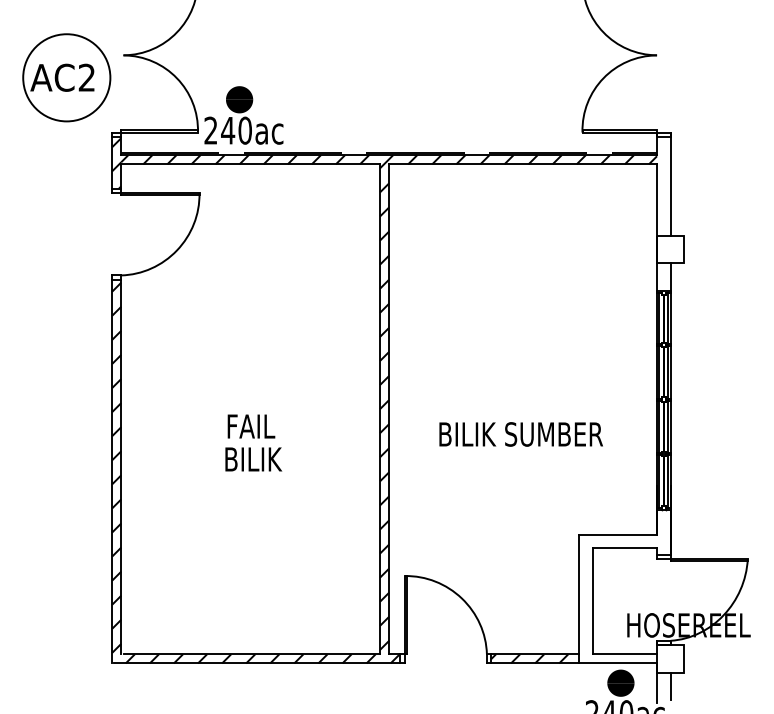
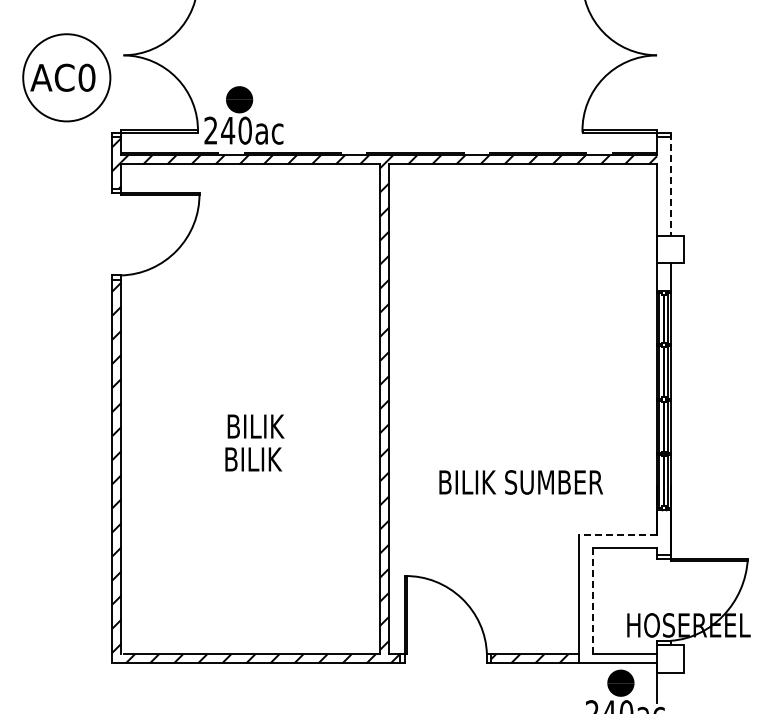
text: AC2 -> AC0 (86, 77)
line: solid -> dashed (670, 184)
text: FAIL -> BILIK (257, 426)
text position: (520, 434) -> (520, 482) (520, 482)
line: solid -> dashed (618, 534)
line: solid -> dashed (593, 601)
line: present -> none (670, 686)
